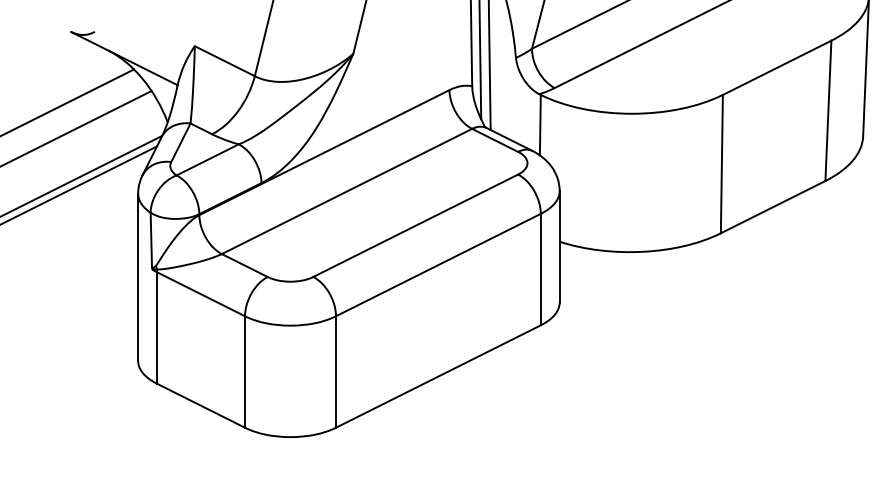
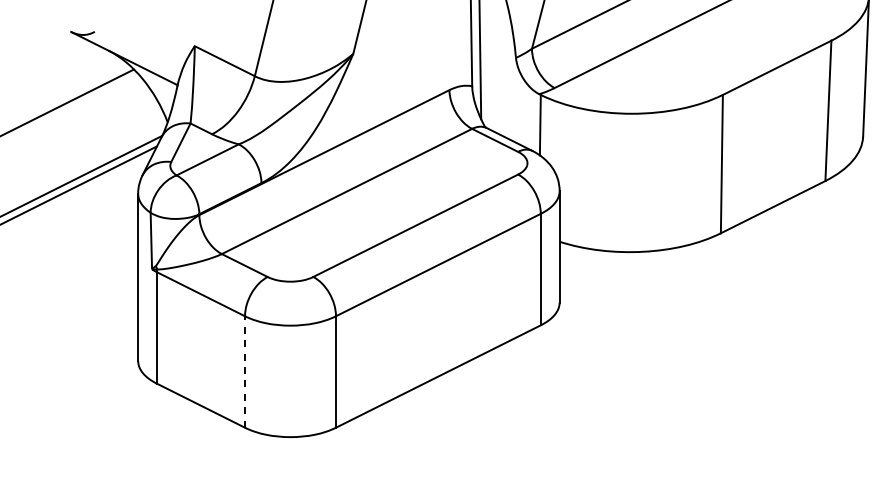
line: present -> none (489, 66)
line: present -> none (76, 128)
line: solid -> dashed (245, 372)
